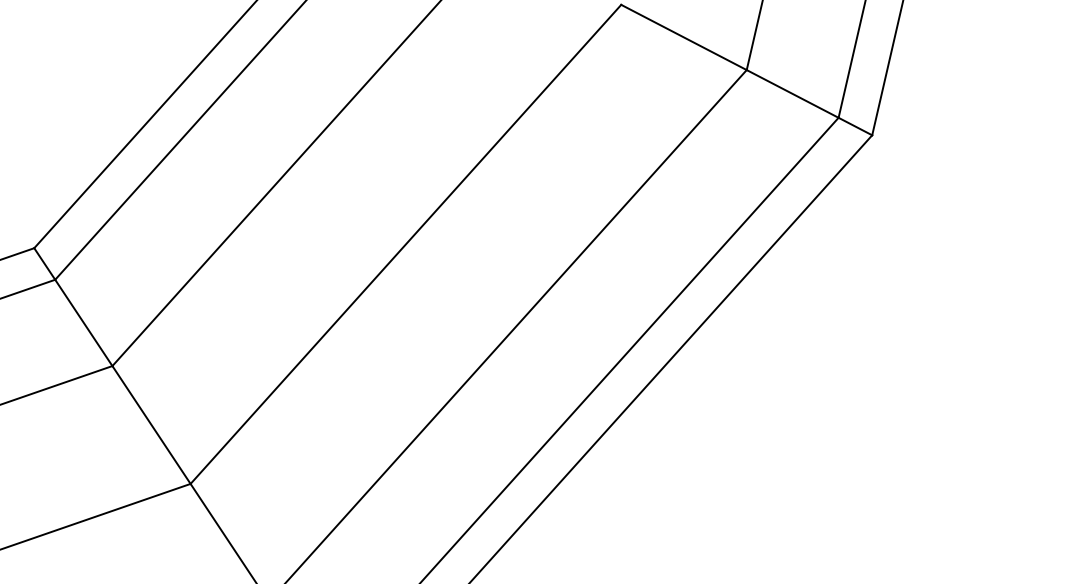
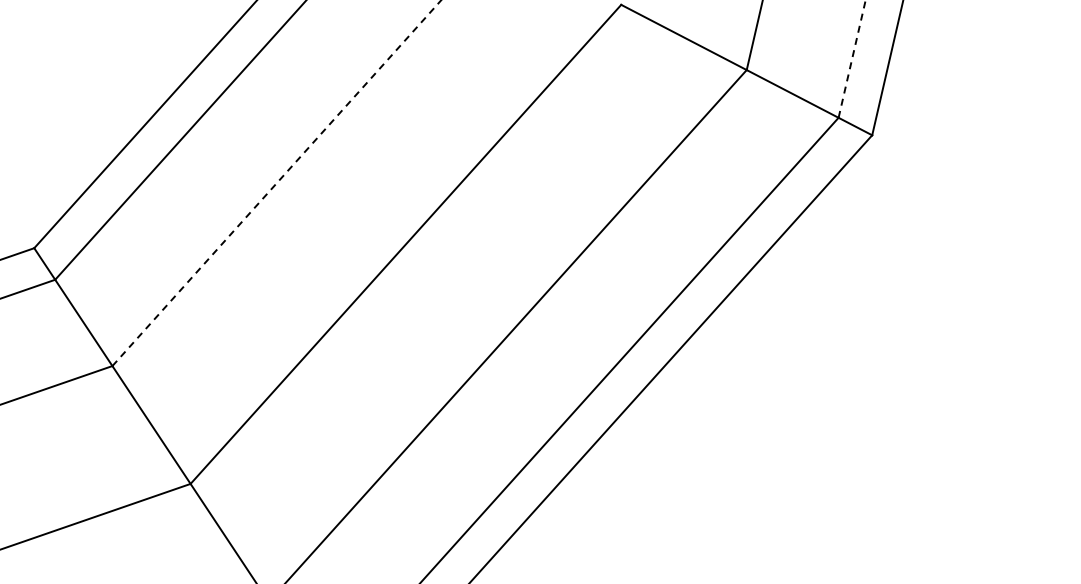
line: solid -> dashed (852, 59)
line: solid -> dashed (276, 183)
